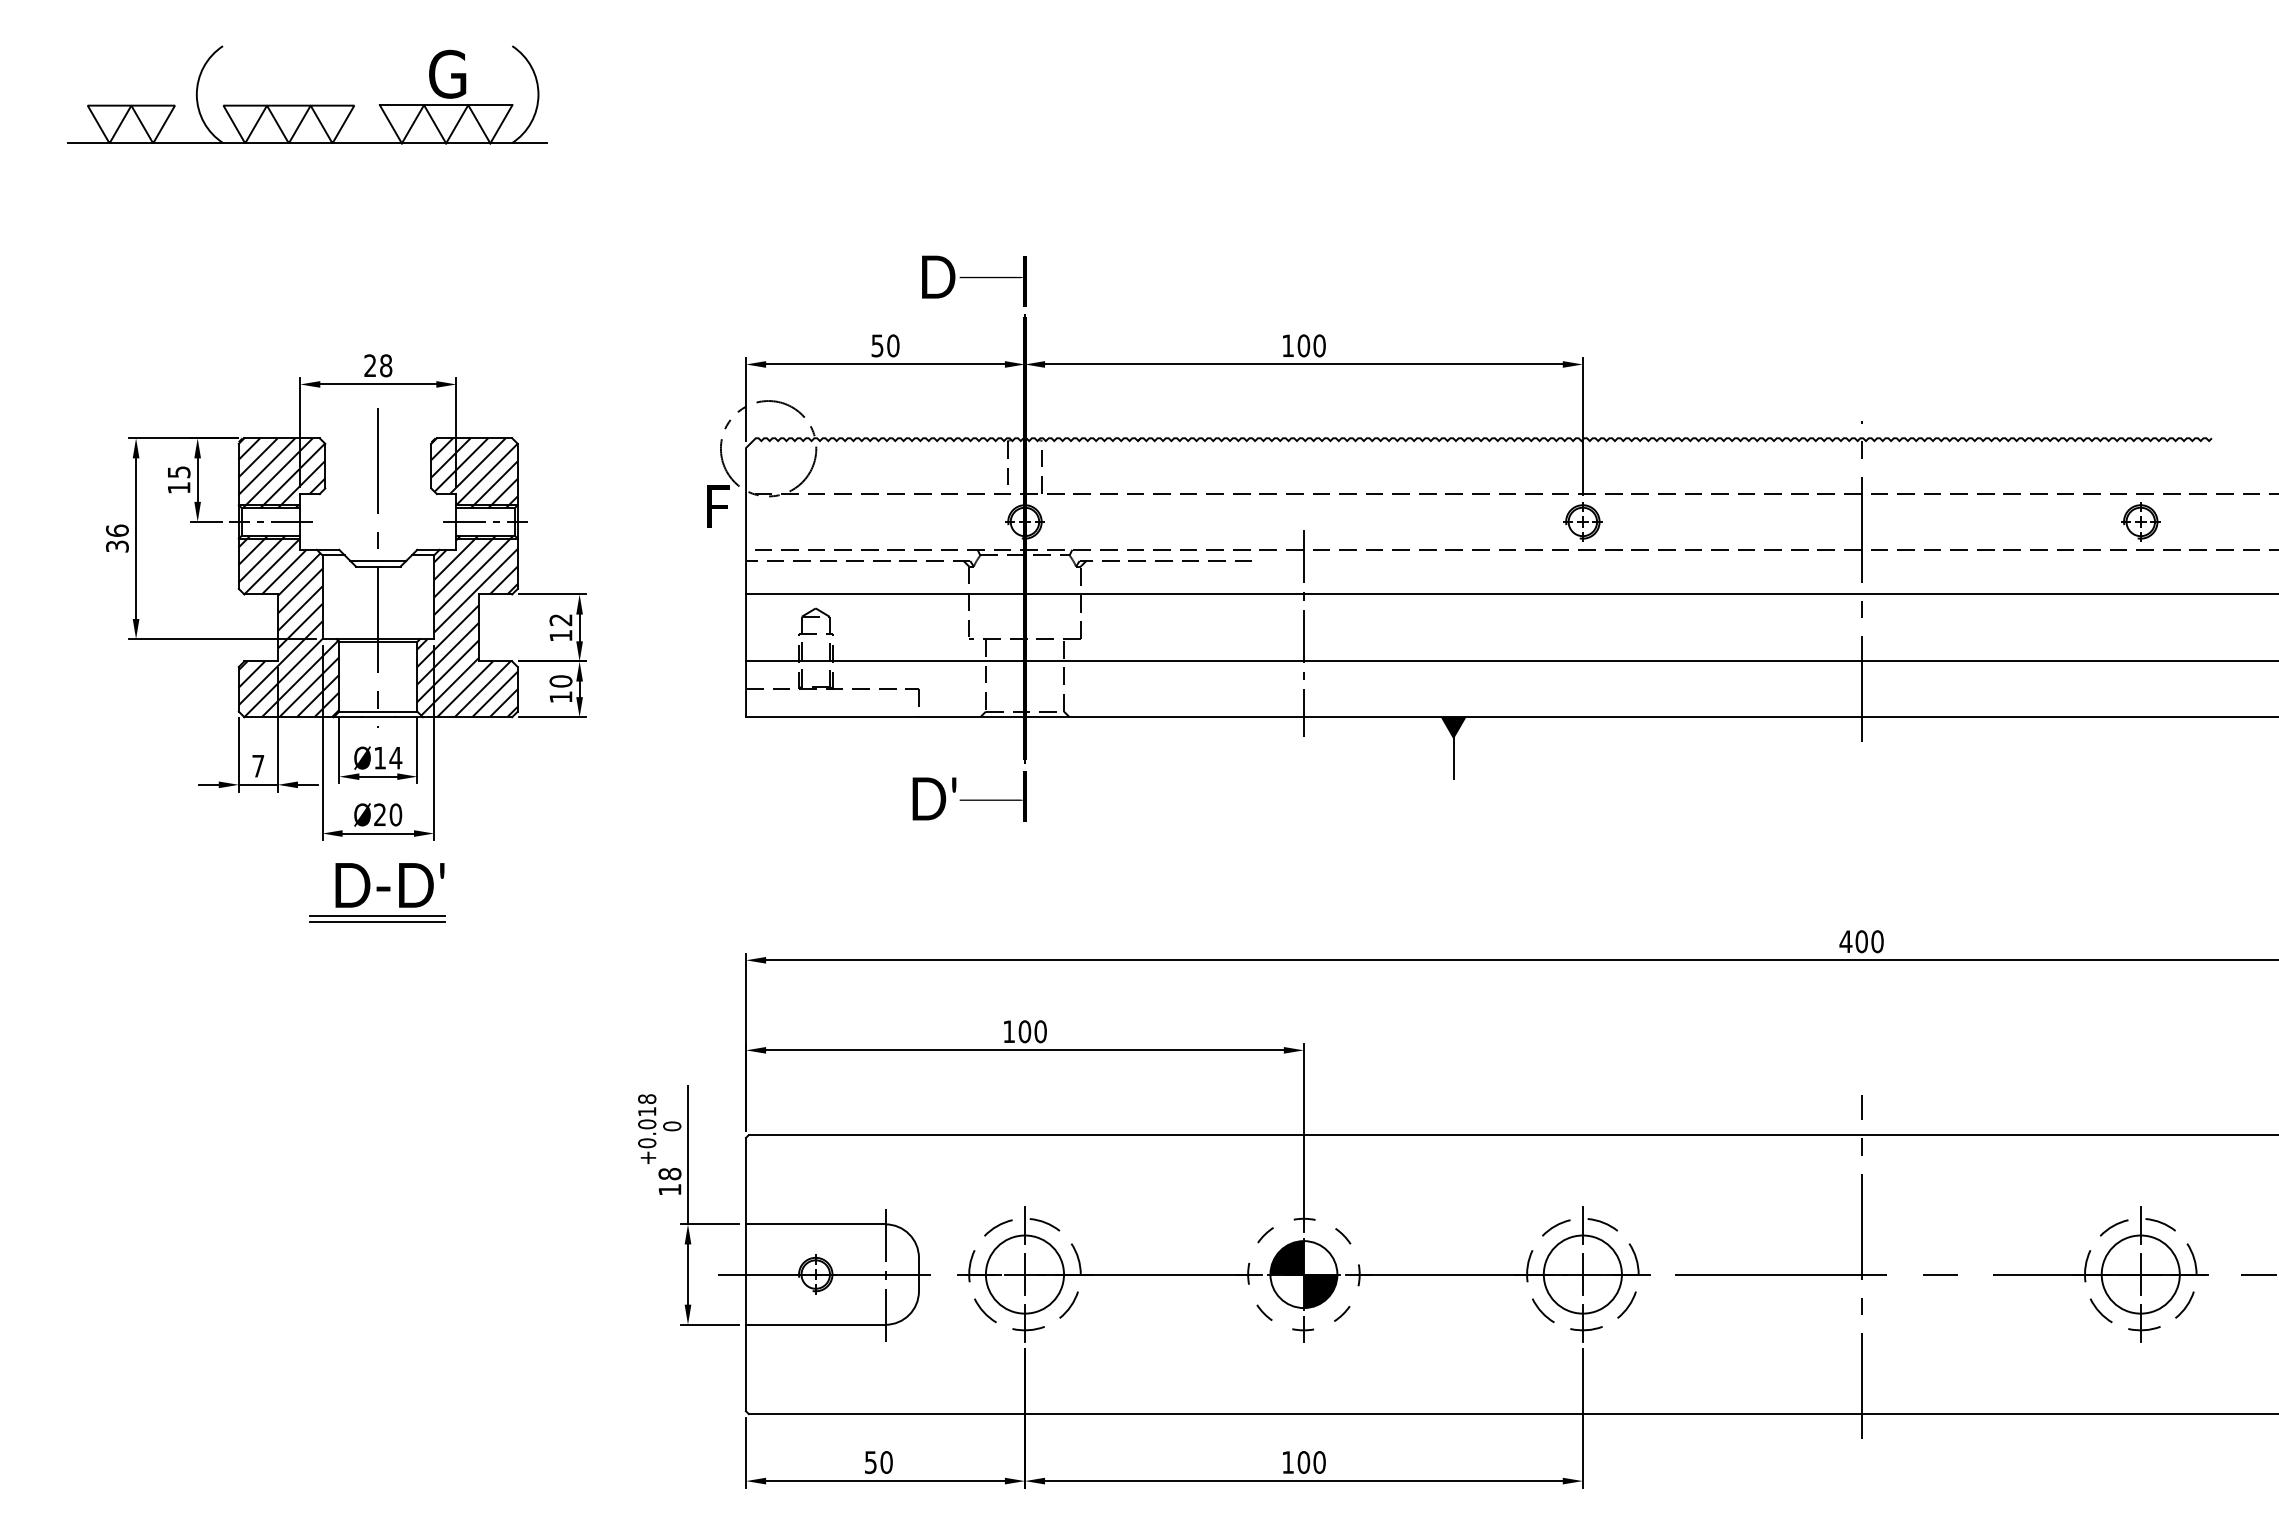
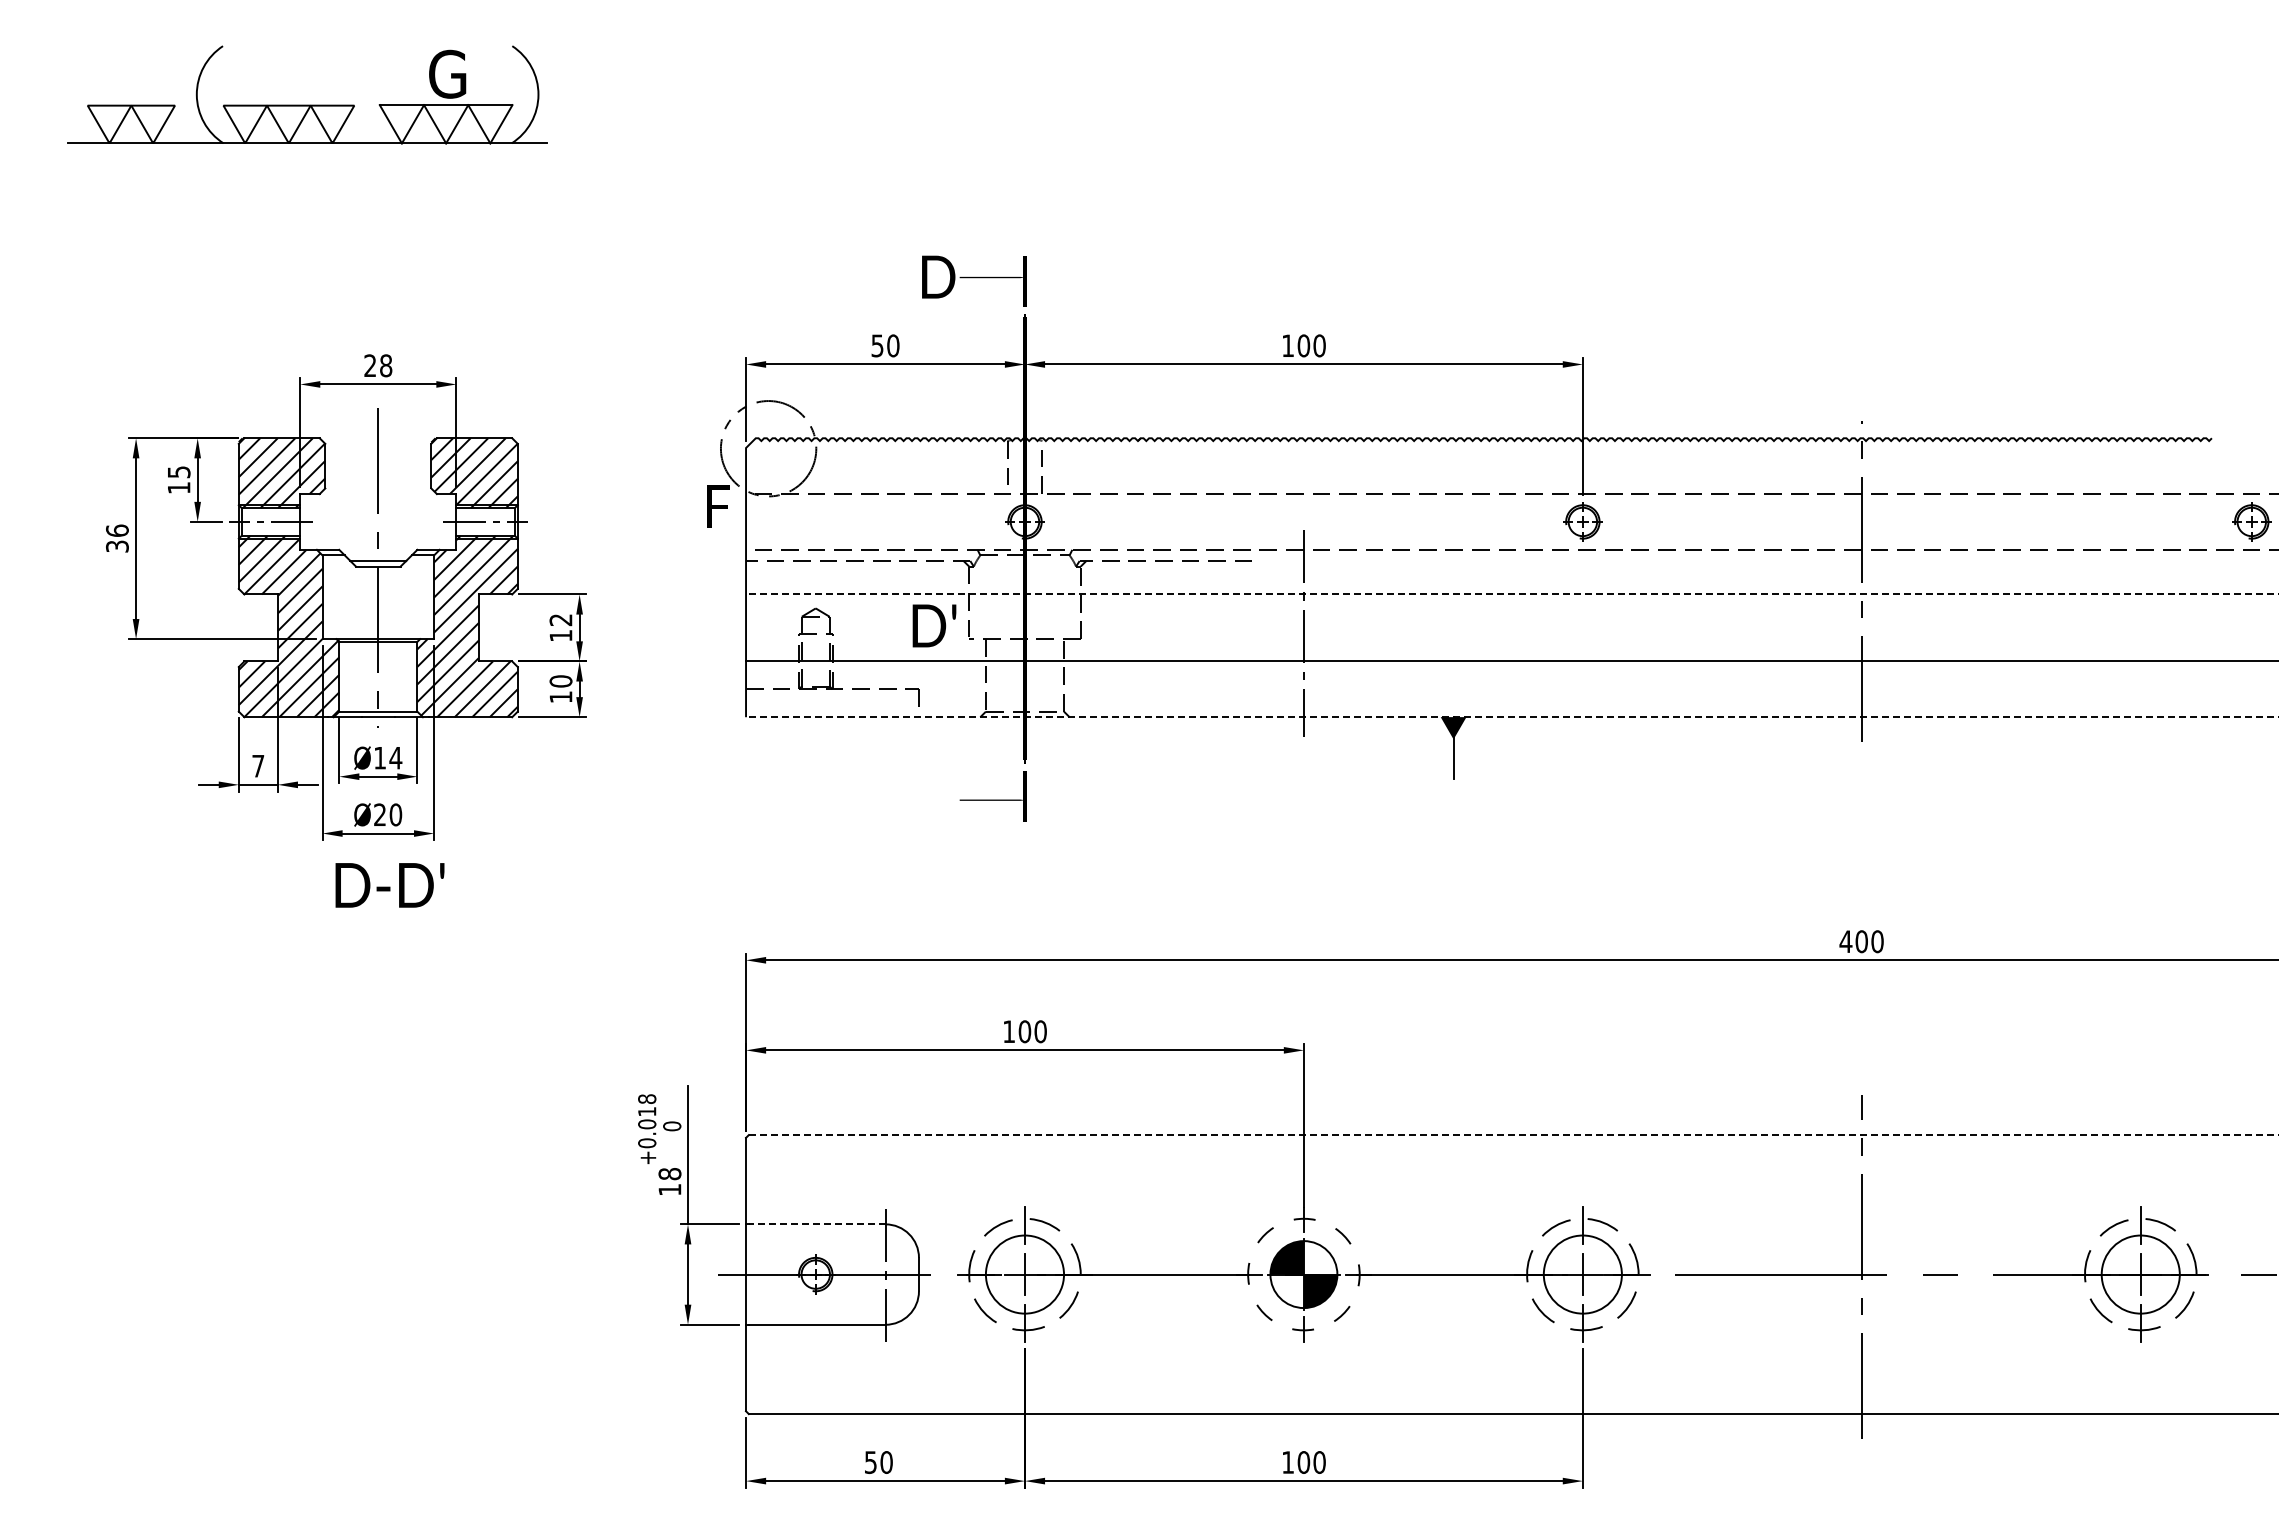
part position: (2140, 521) -> (2251, 521) (2251, 521)
line: solid -> dashed (1511, 594)
line: solid -> dashed (1511, 717)
text position: (934, 798) -> (934, 625) (934, 625)
line: present -> none (377, 916)
line: present -> none (377, 921)
line: solid -> dashed (1513, 1135)
line: solid -> dashed (816, 1224)
